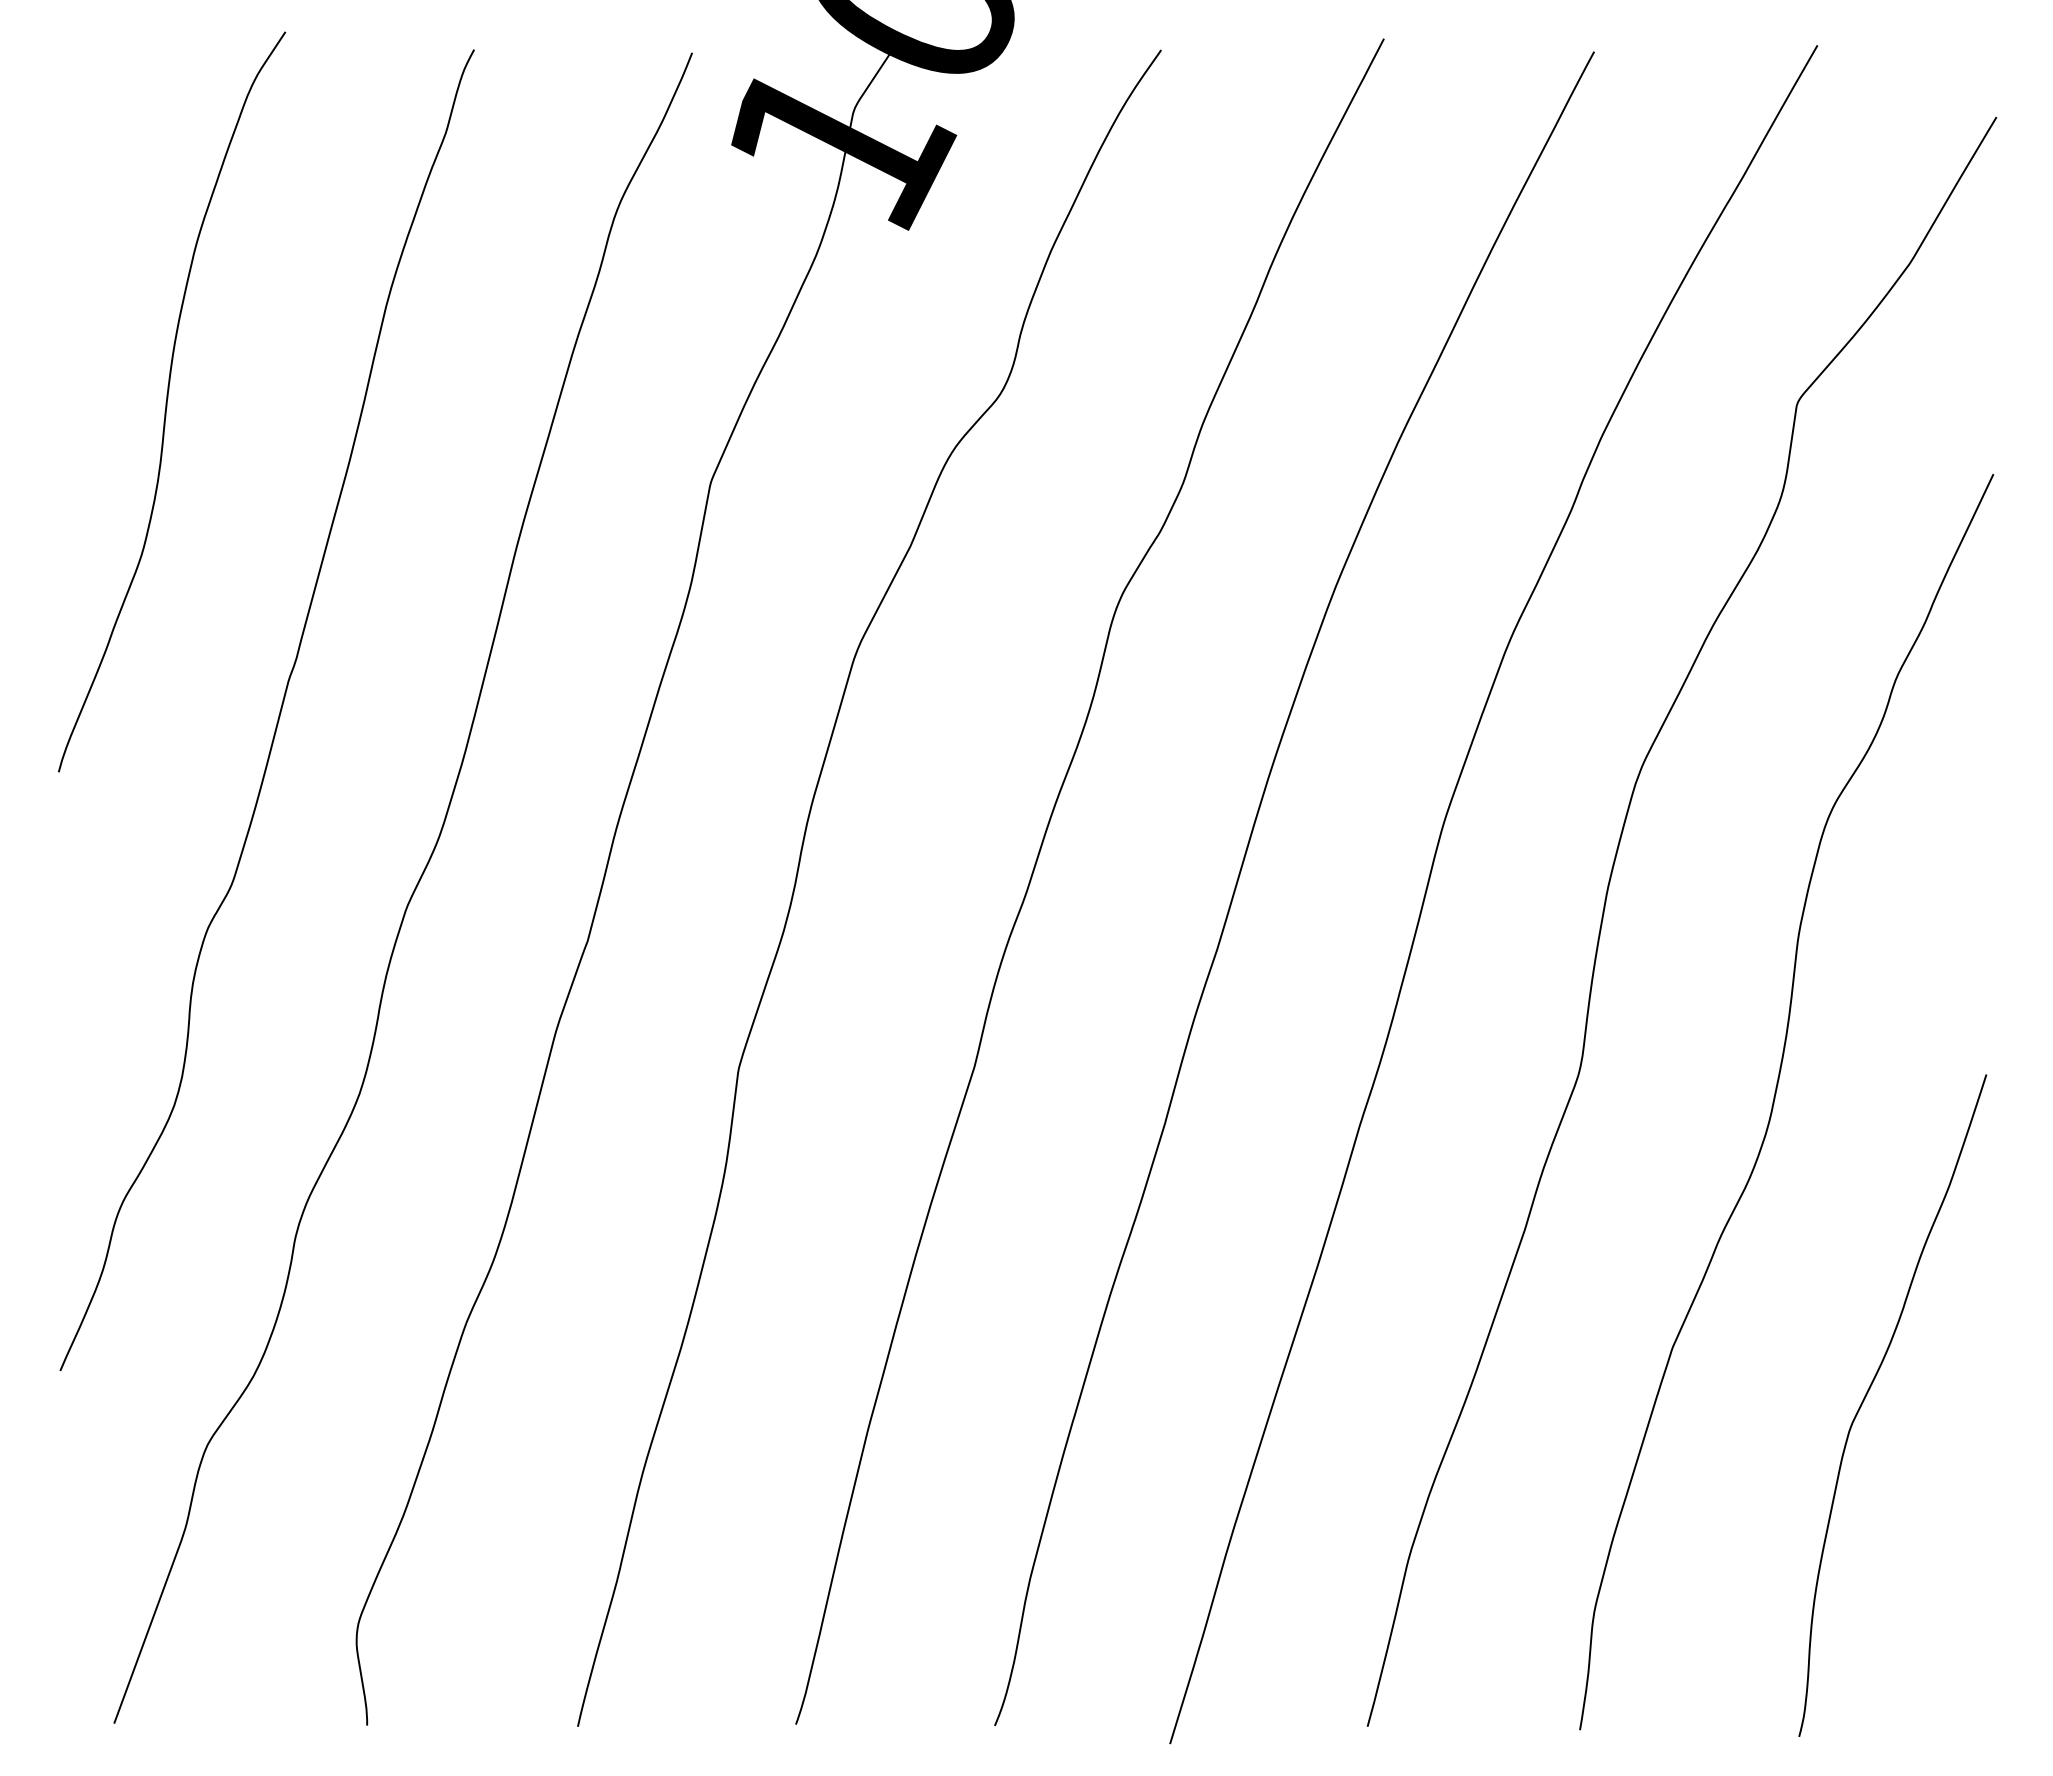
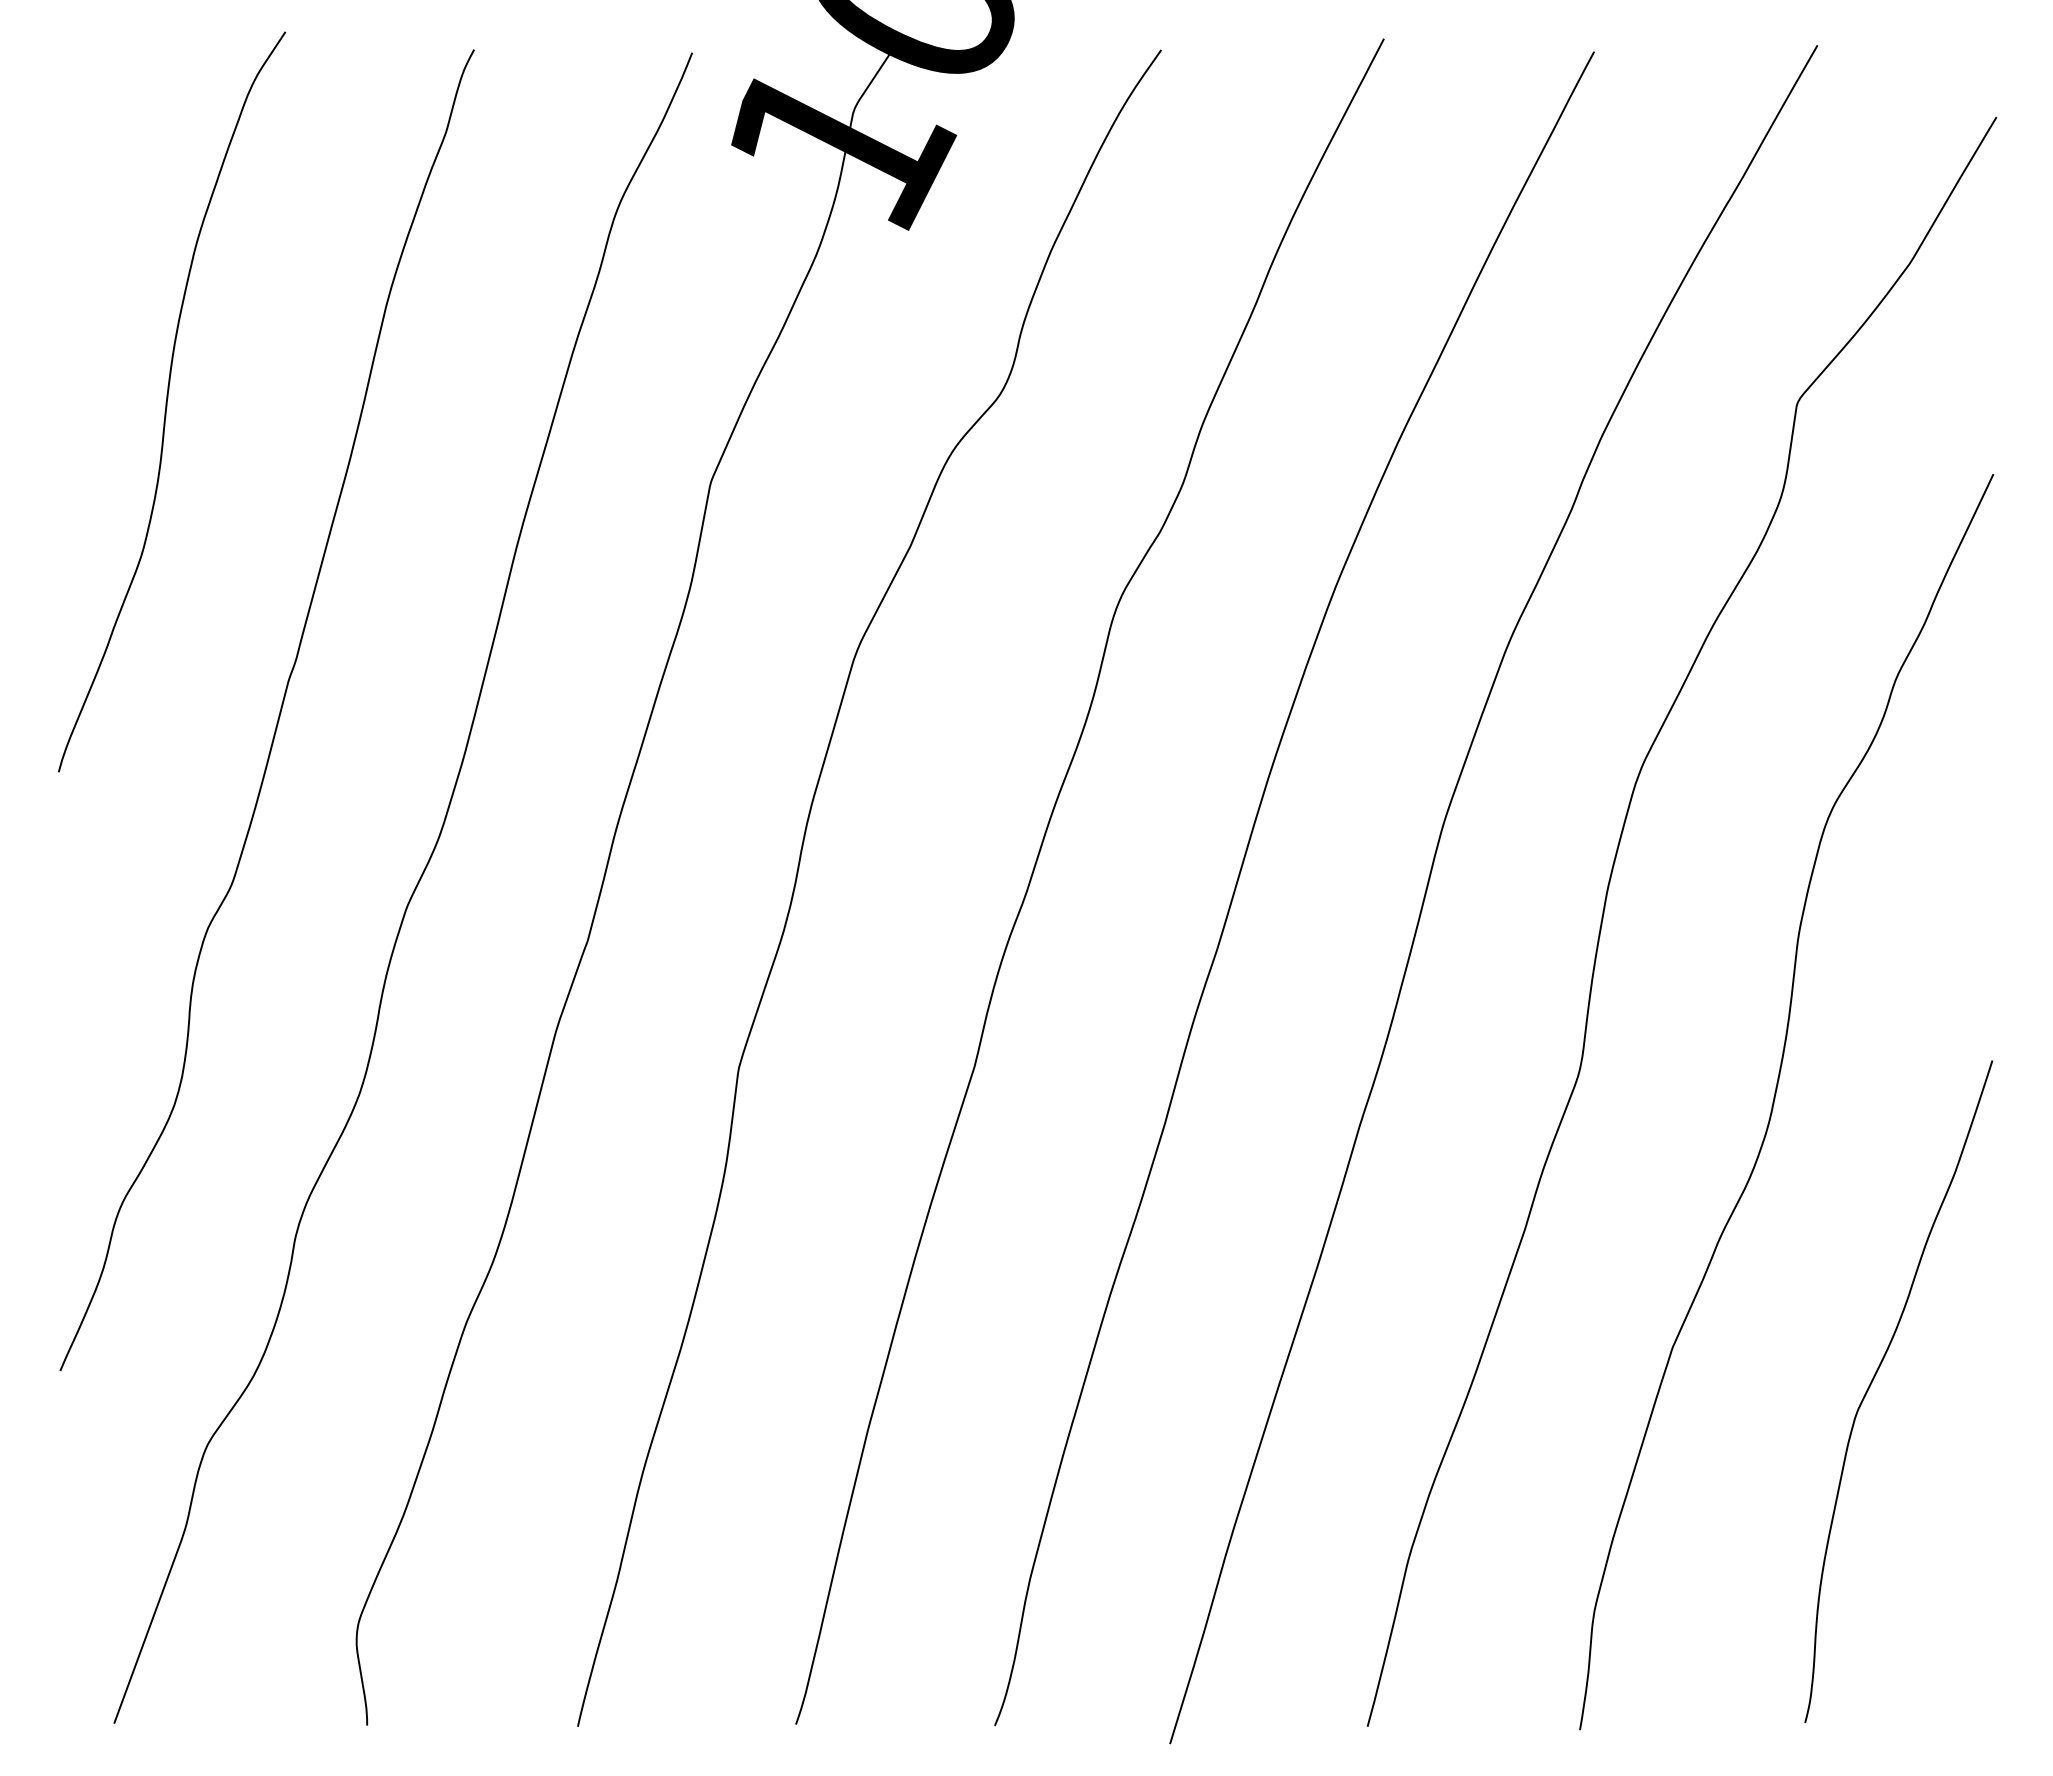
curve position: (1868, 1392) -> (1874, 1378) (1874, 1378)
